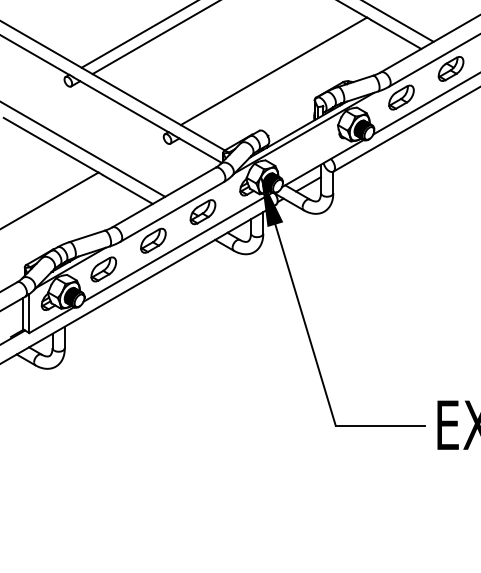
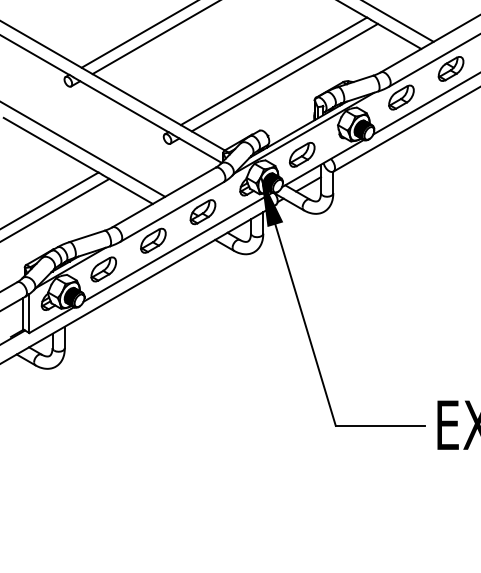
line: none -> present (284, 77)
part: none -> present (302, 154)
line: none -> present (55, 209)
